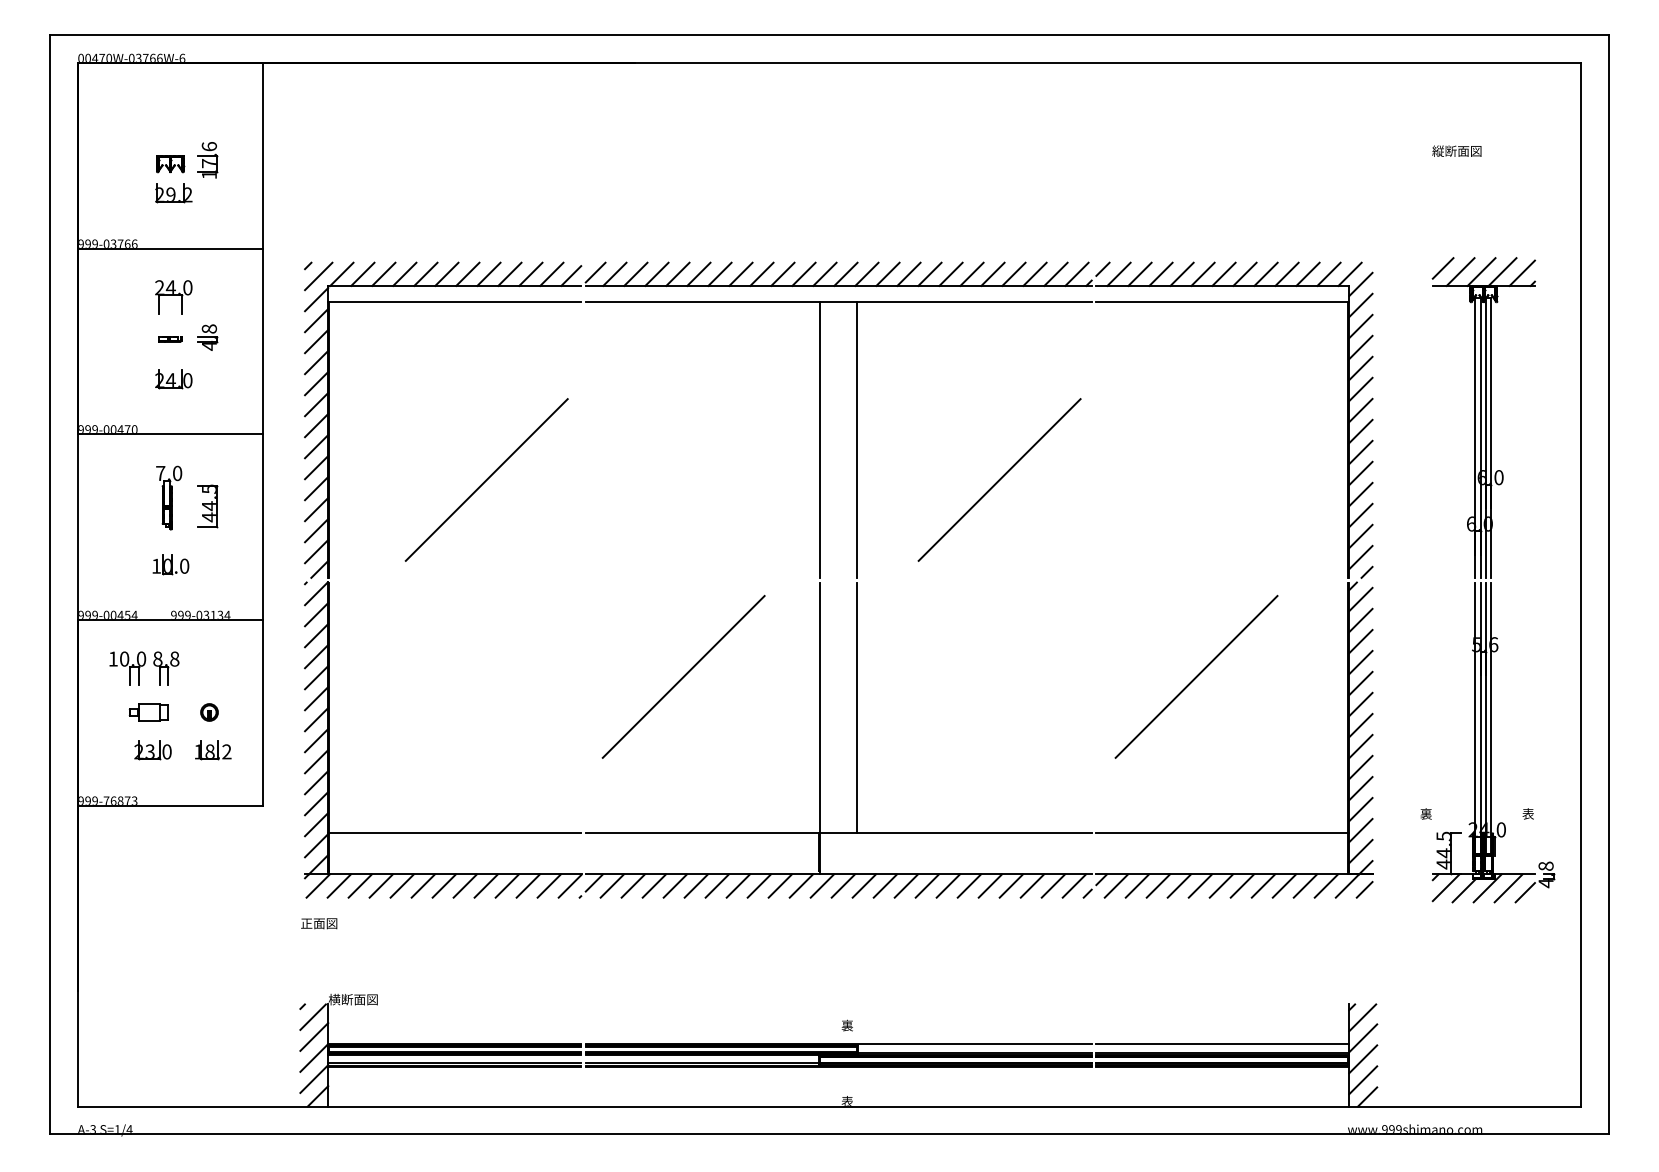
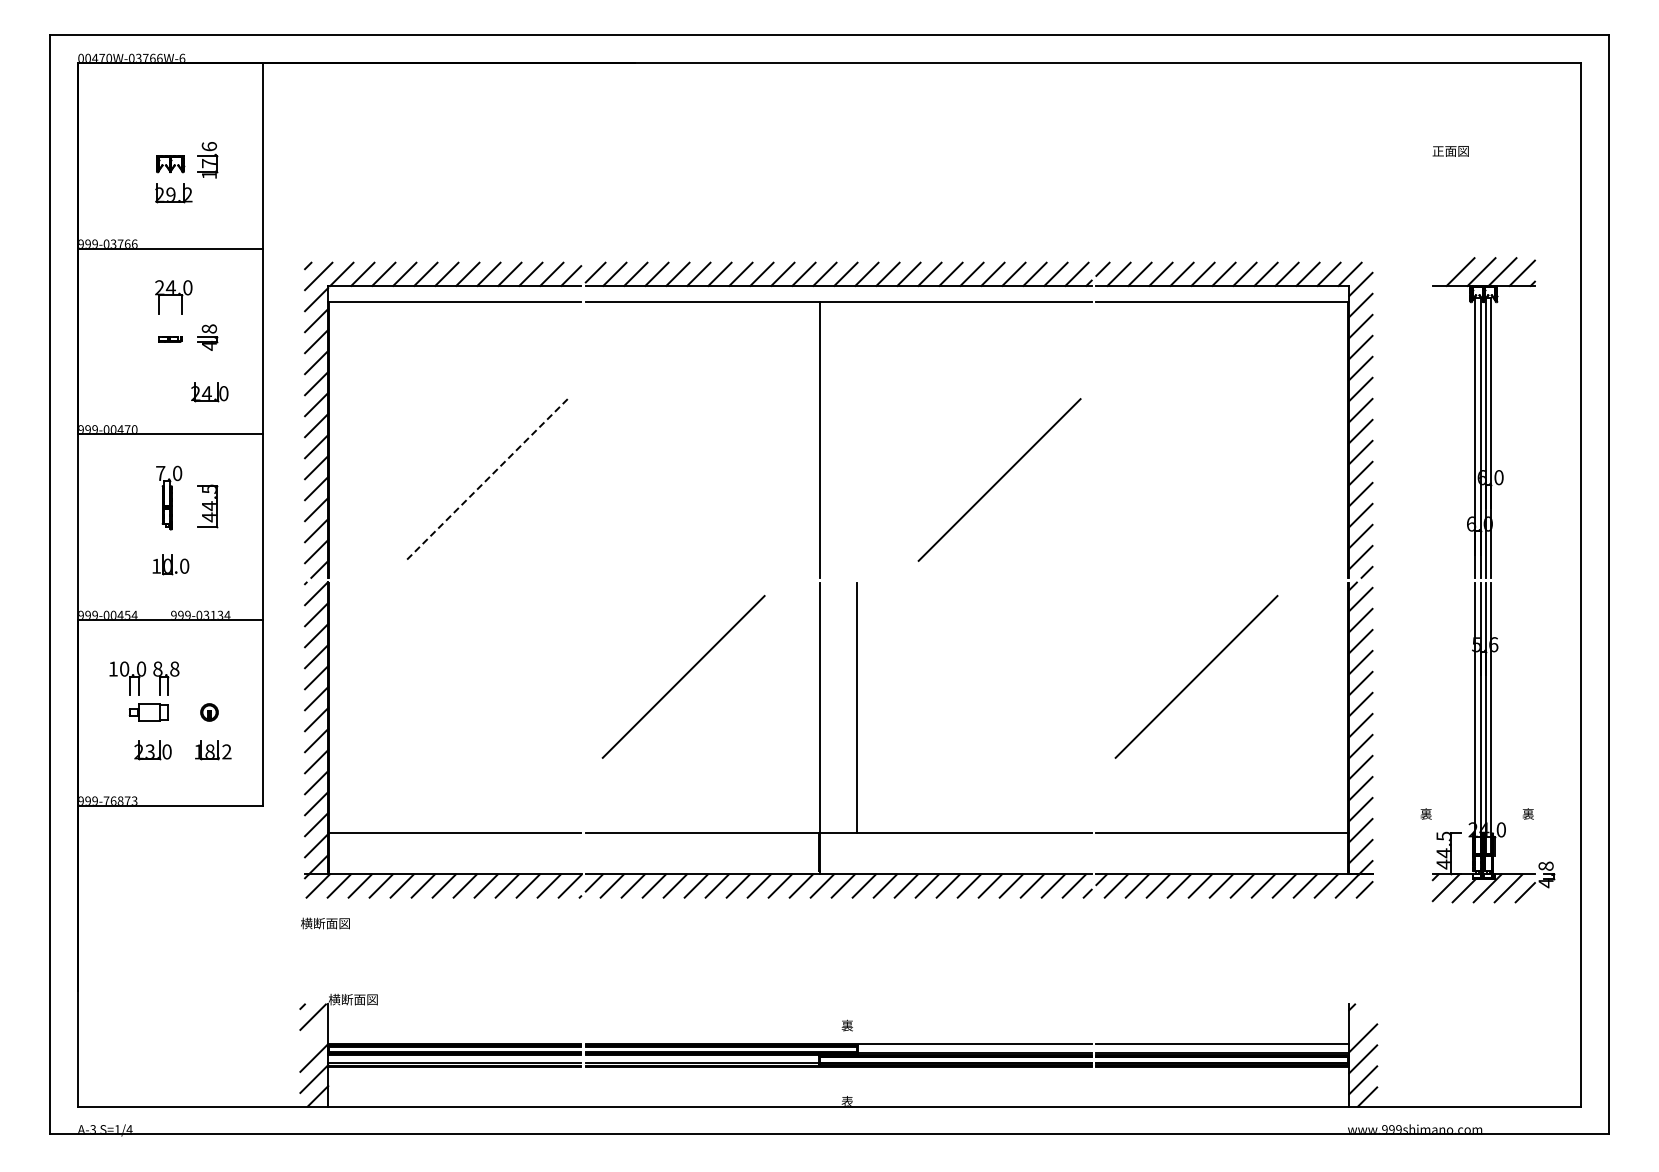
text: 縦断面図 -> 正面図 (1456, 150)
line: present -> none (1442, 268)
part position: (173, 379) -> (209, 392) (209, 392)
line: present -> none (857, 439)
line: solid -> dashed (486, 480)
part position: (144, 668) -> (144, 678) (144, 678)
text: 表 -> 裏 (1527, 814)
text: 正面図 -> 横断面図 (325, 923)
line: present -> none (1362, 1017)
line: present -> none (314, 1036)
